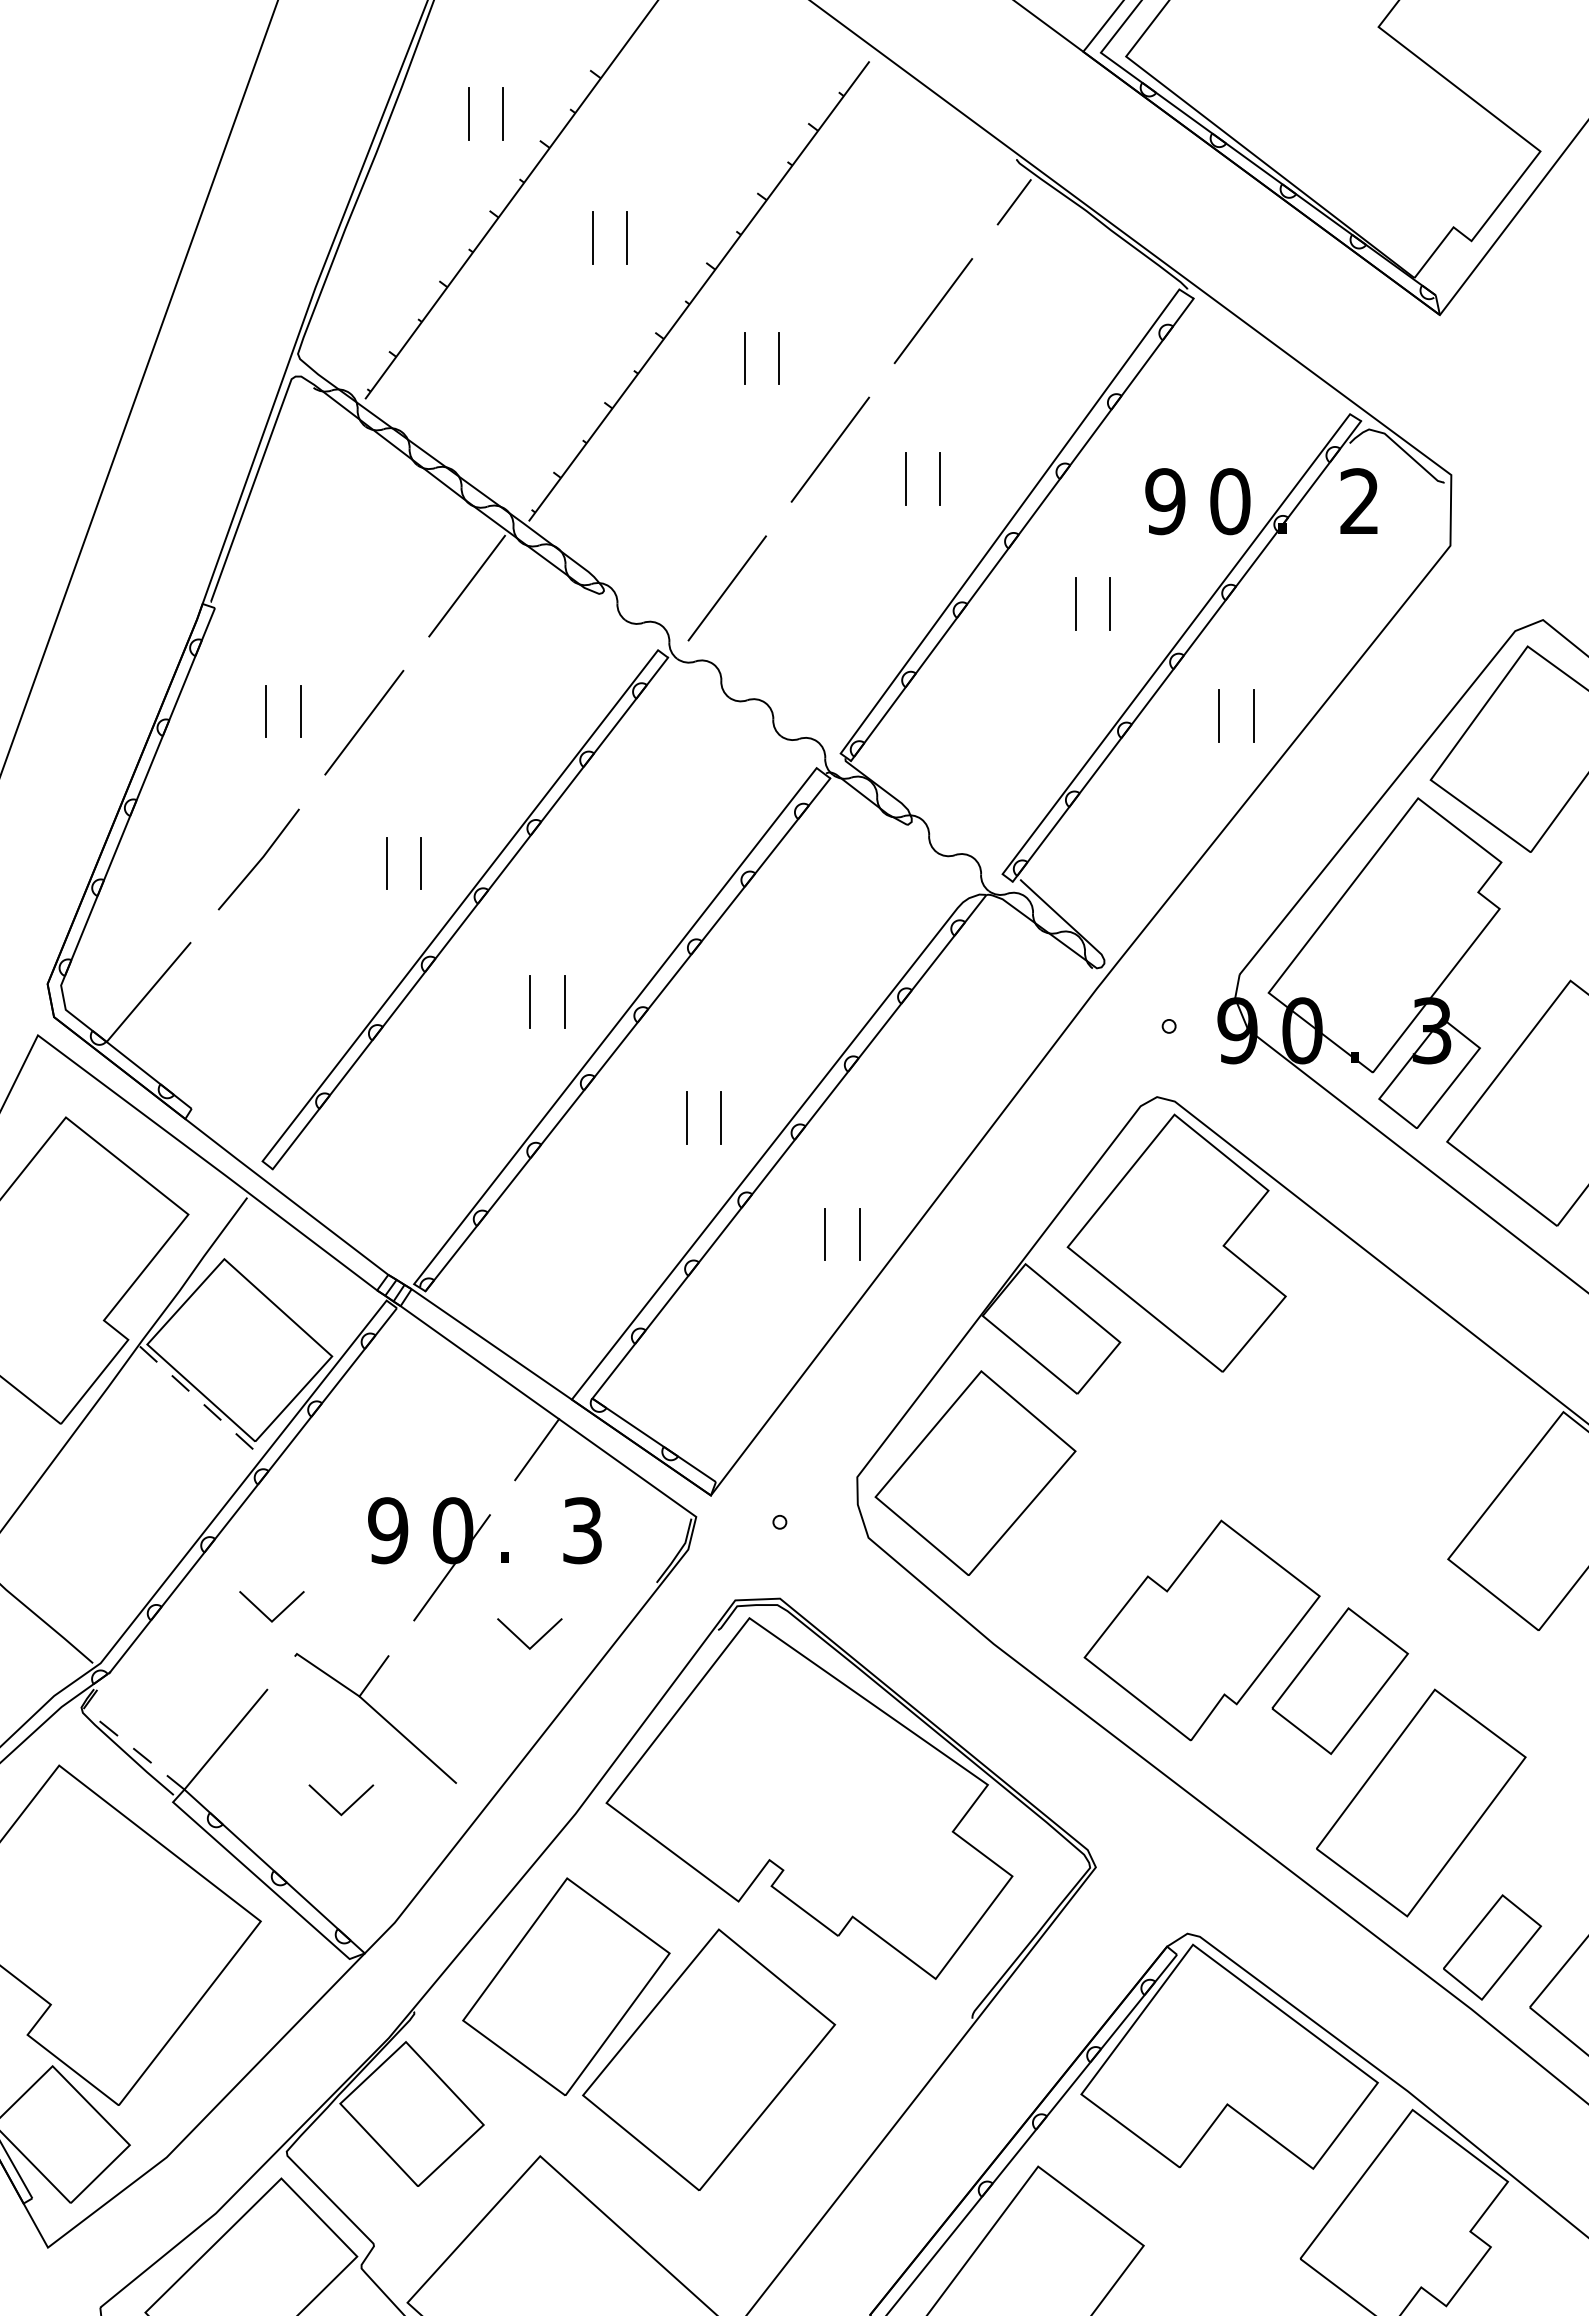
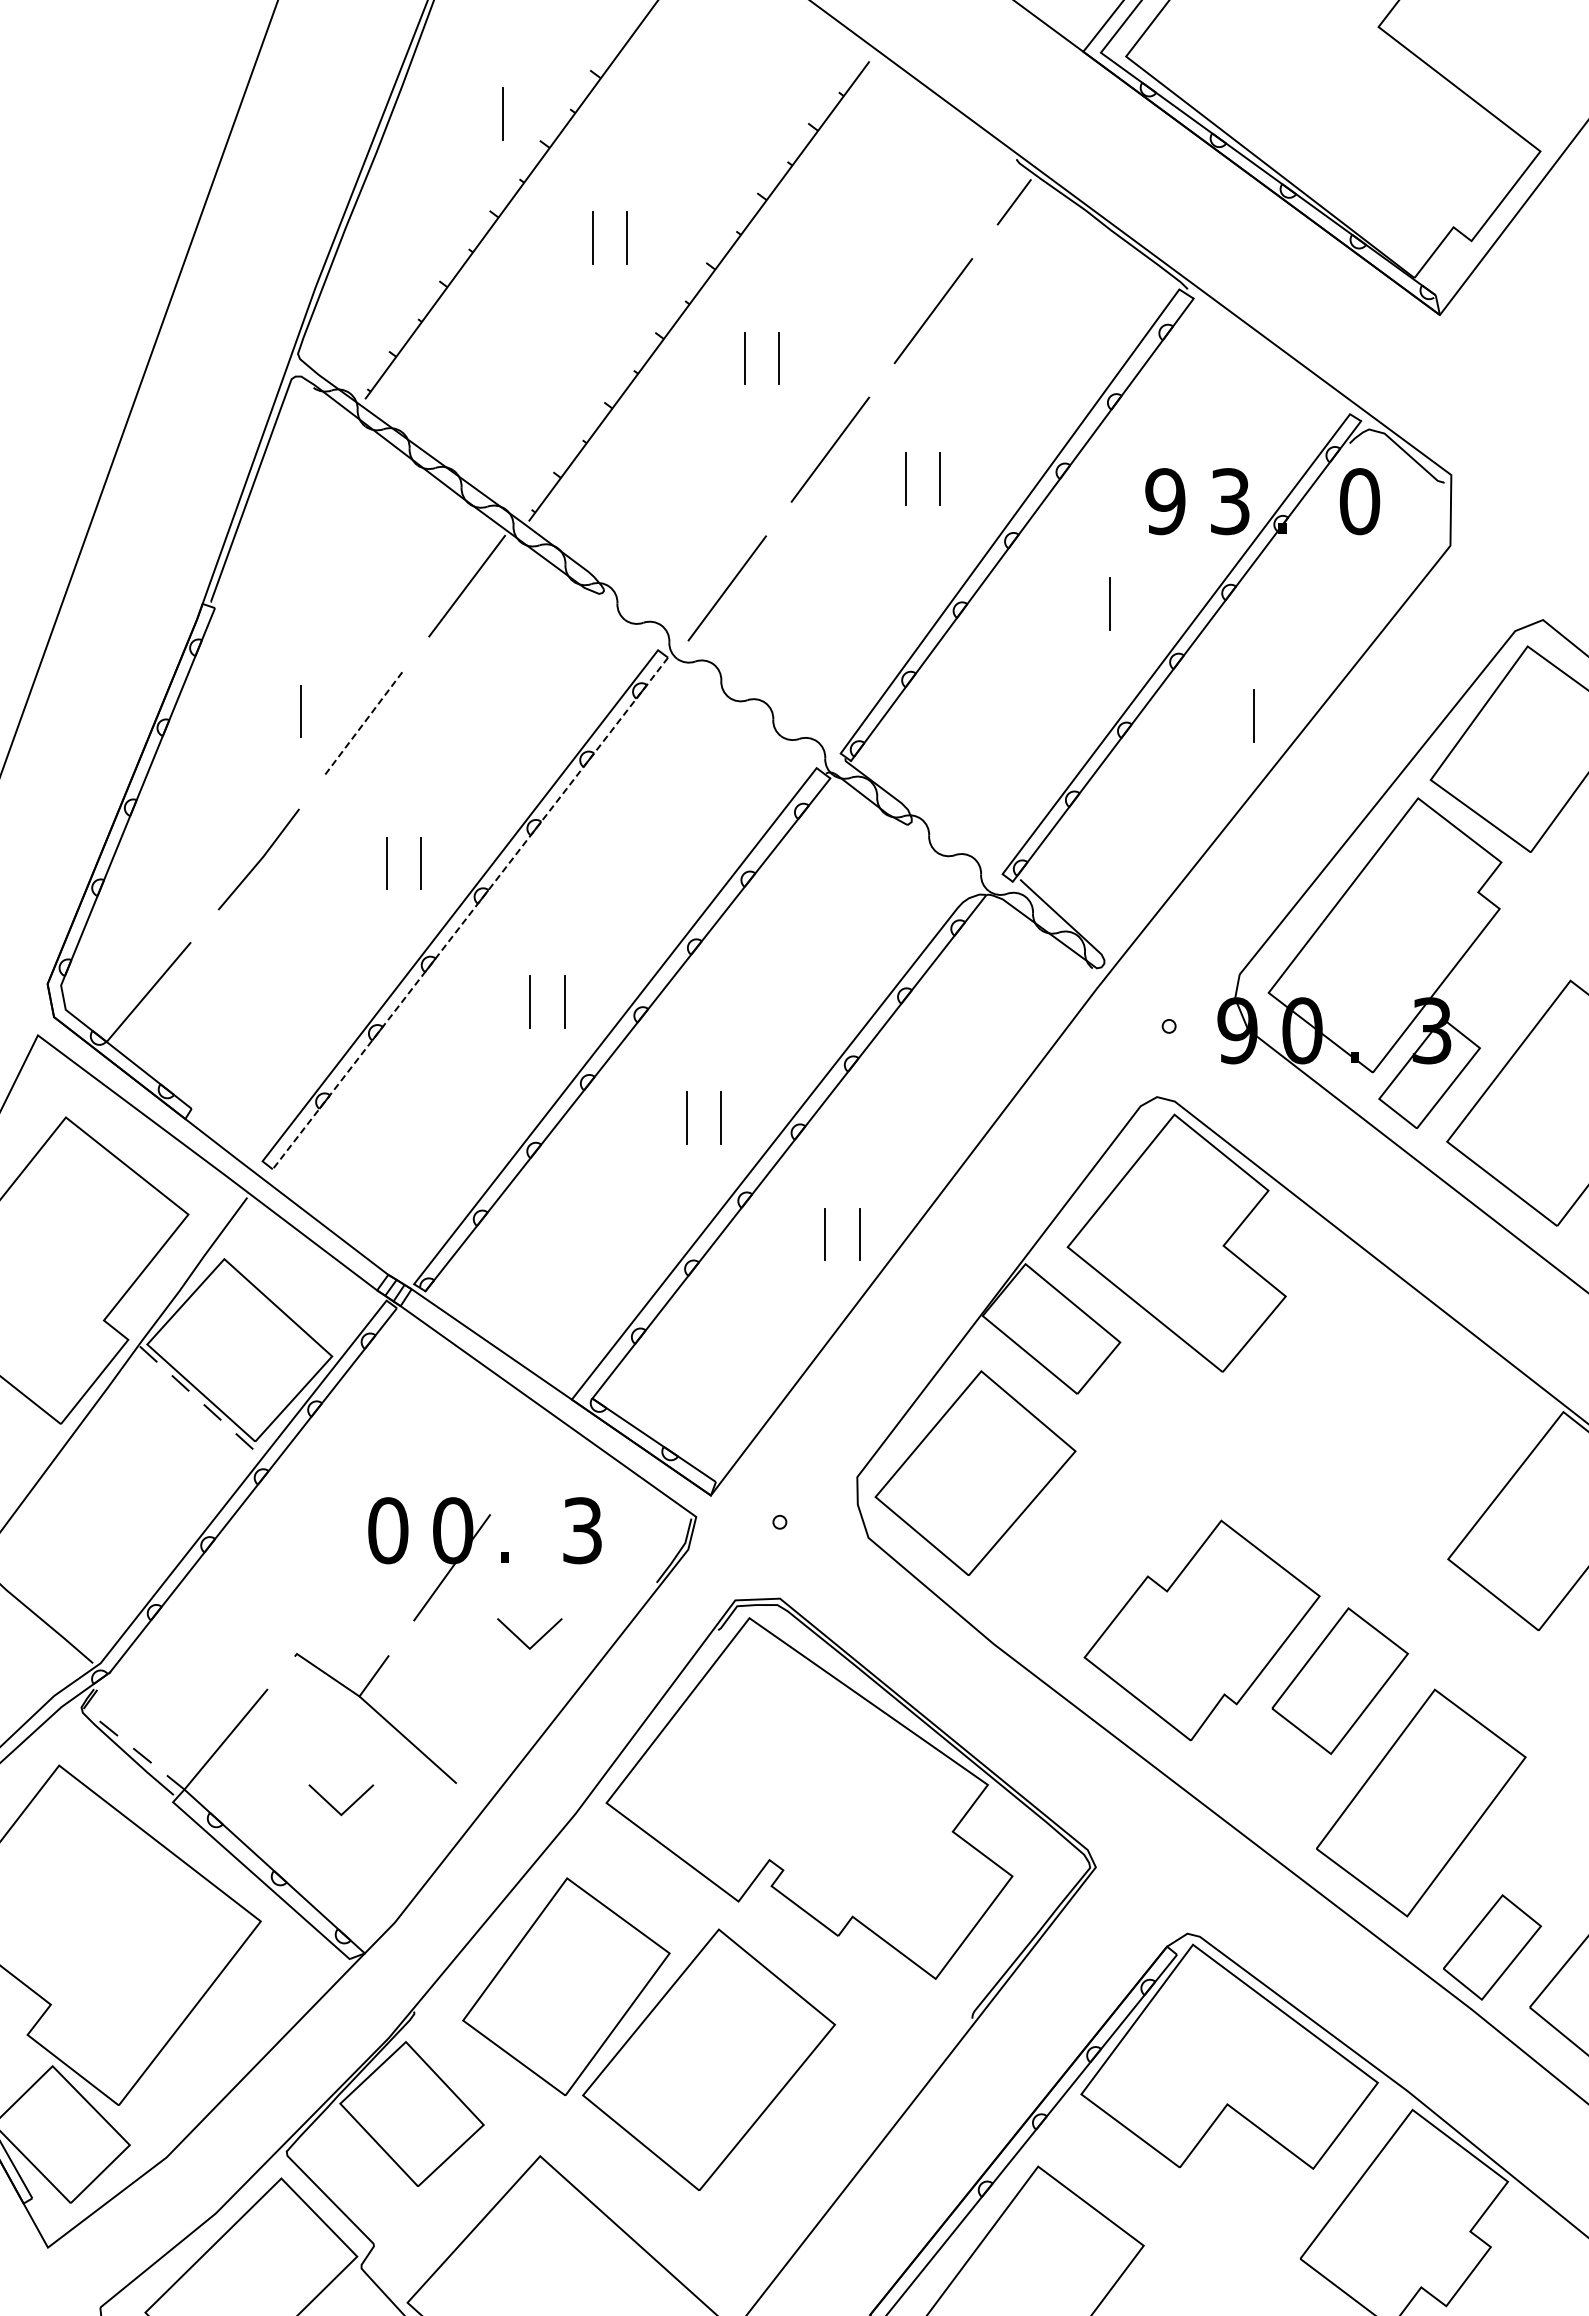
line: present -> none (468, 113)
text: 0 -> 3 (1230, 501)
text: 2 -> 0 (1359, 501)
line: present -> none (1075, 604)
line: present -> none (266, 711)
line: present -> none (1219, 715)
line: solid -> dashed (364, 722)
line: solid -> dashed (470, 913)
line: present -> none (537, 1449)
text: 9 -> 0 (388, 1530)
line: present -> none (264, 1613)
